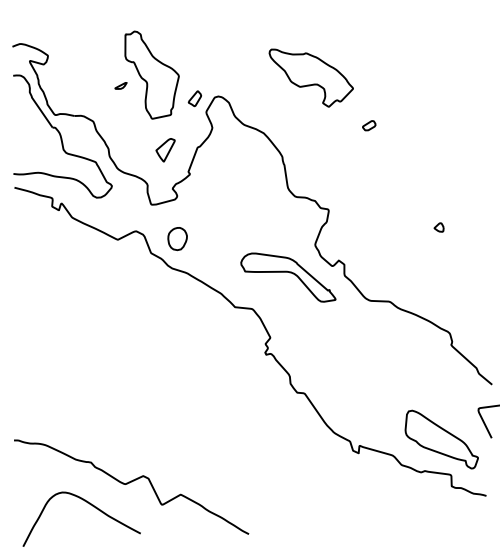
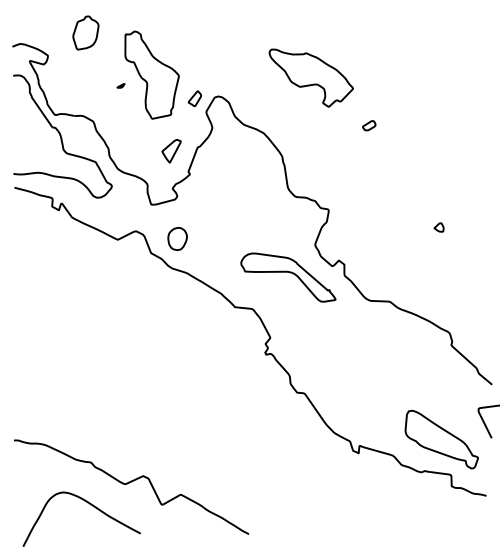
part: none -> present (85, 32)
part size: 14x8 px -> 10x6 px (120, 85)
part position: (165, 150) -> (171, 151) (171, 151)
